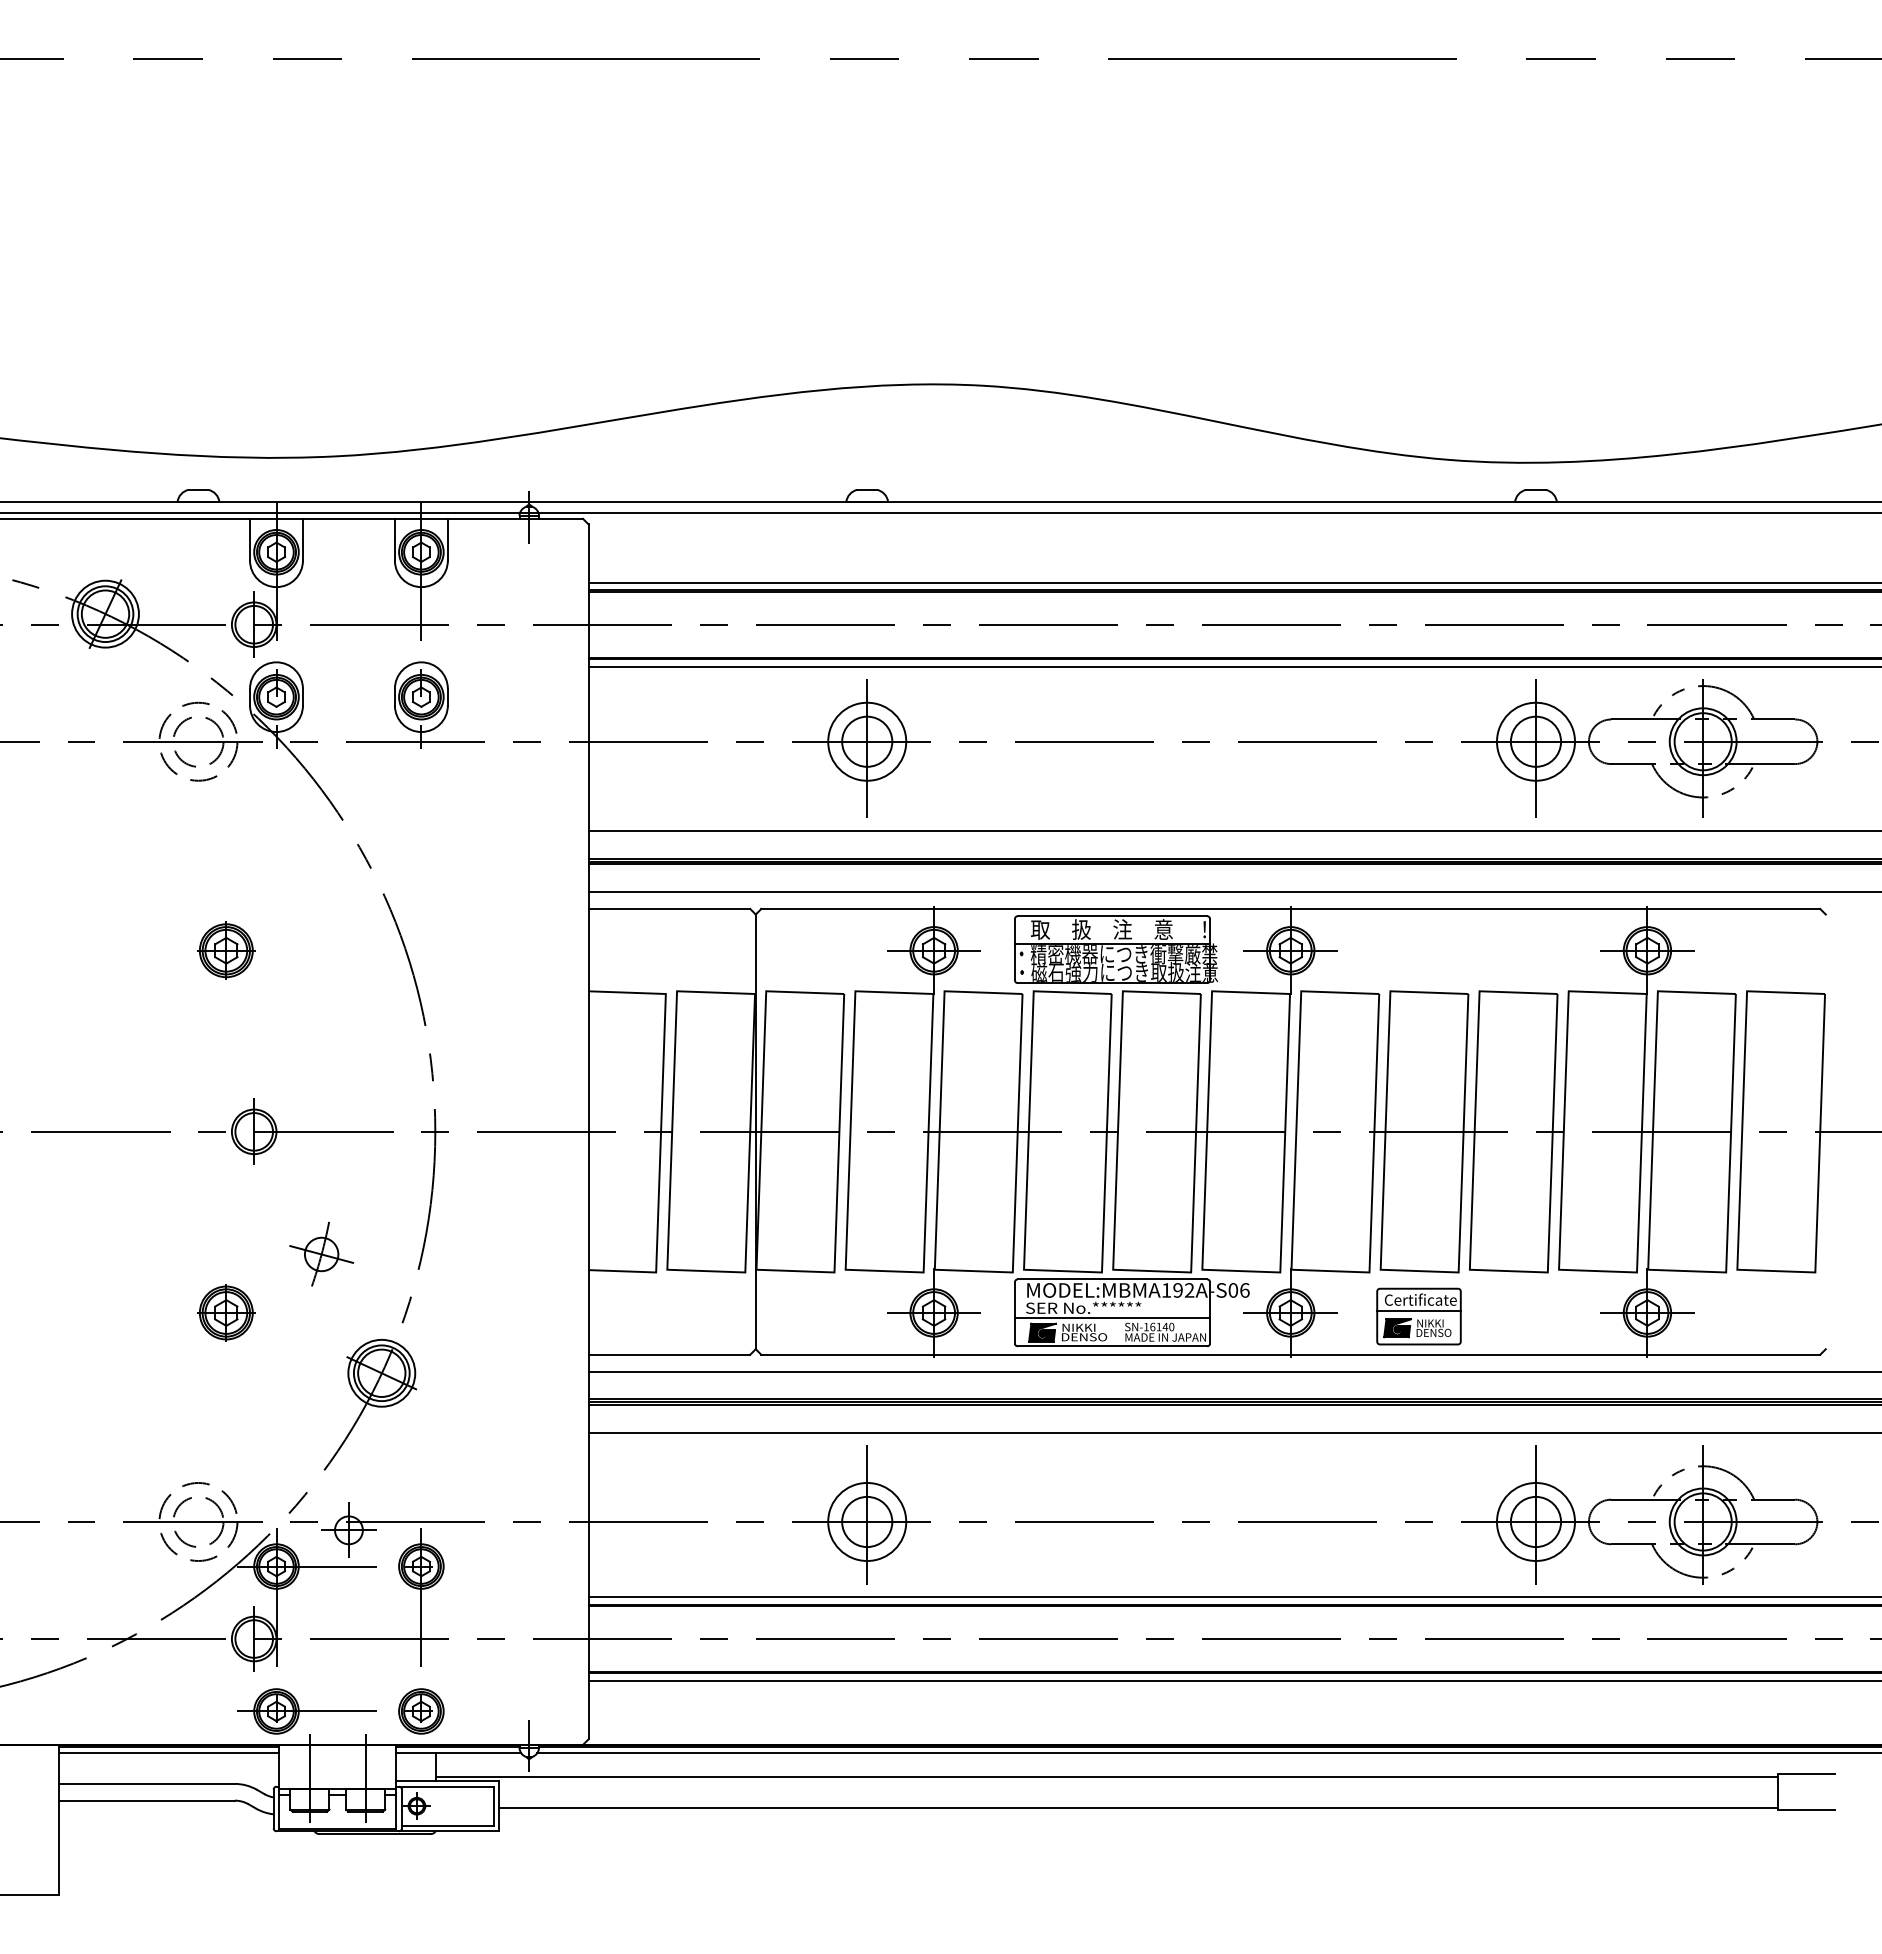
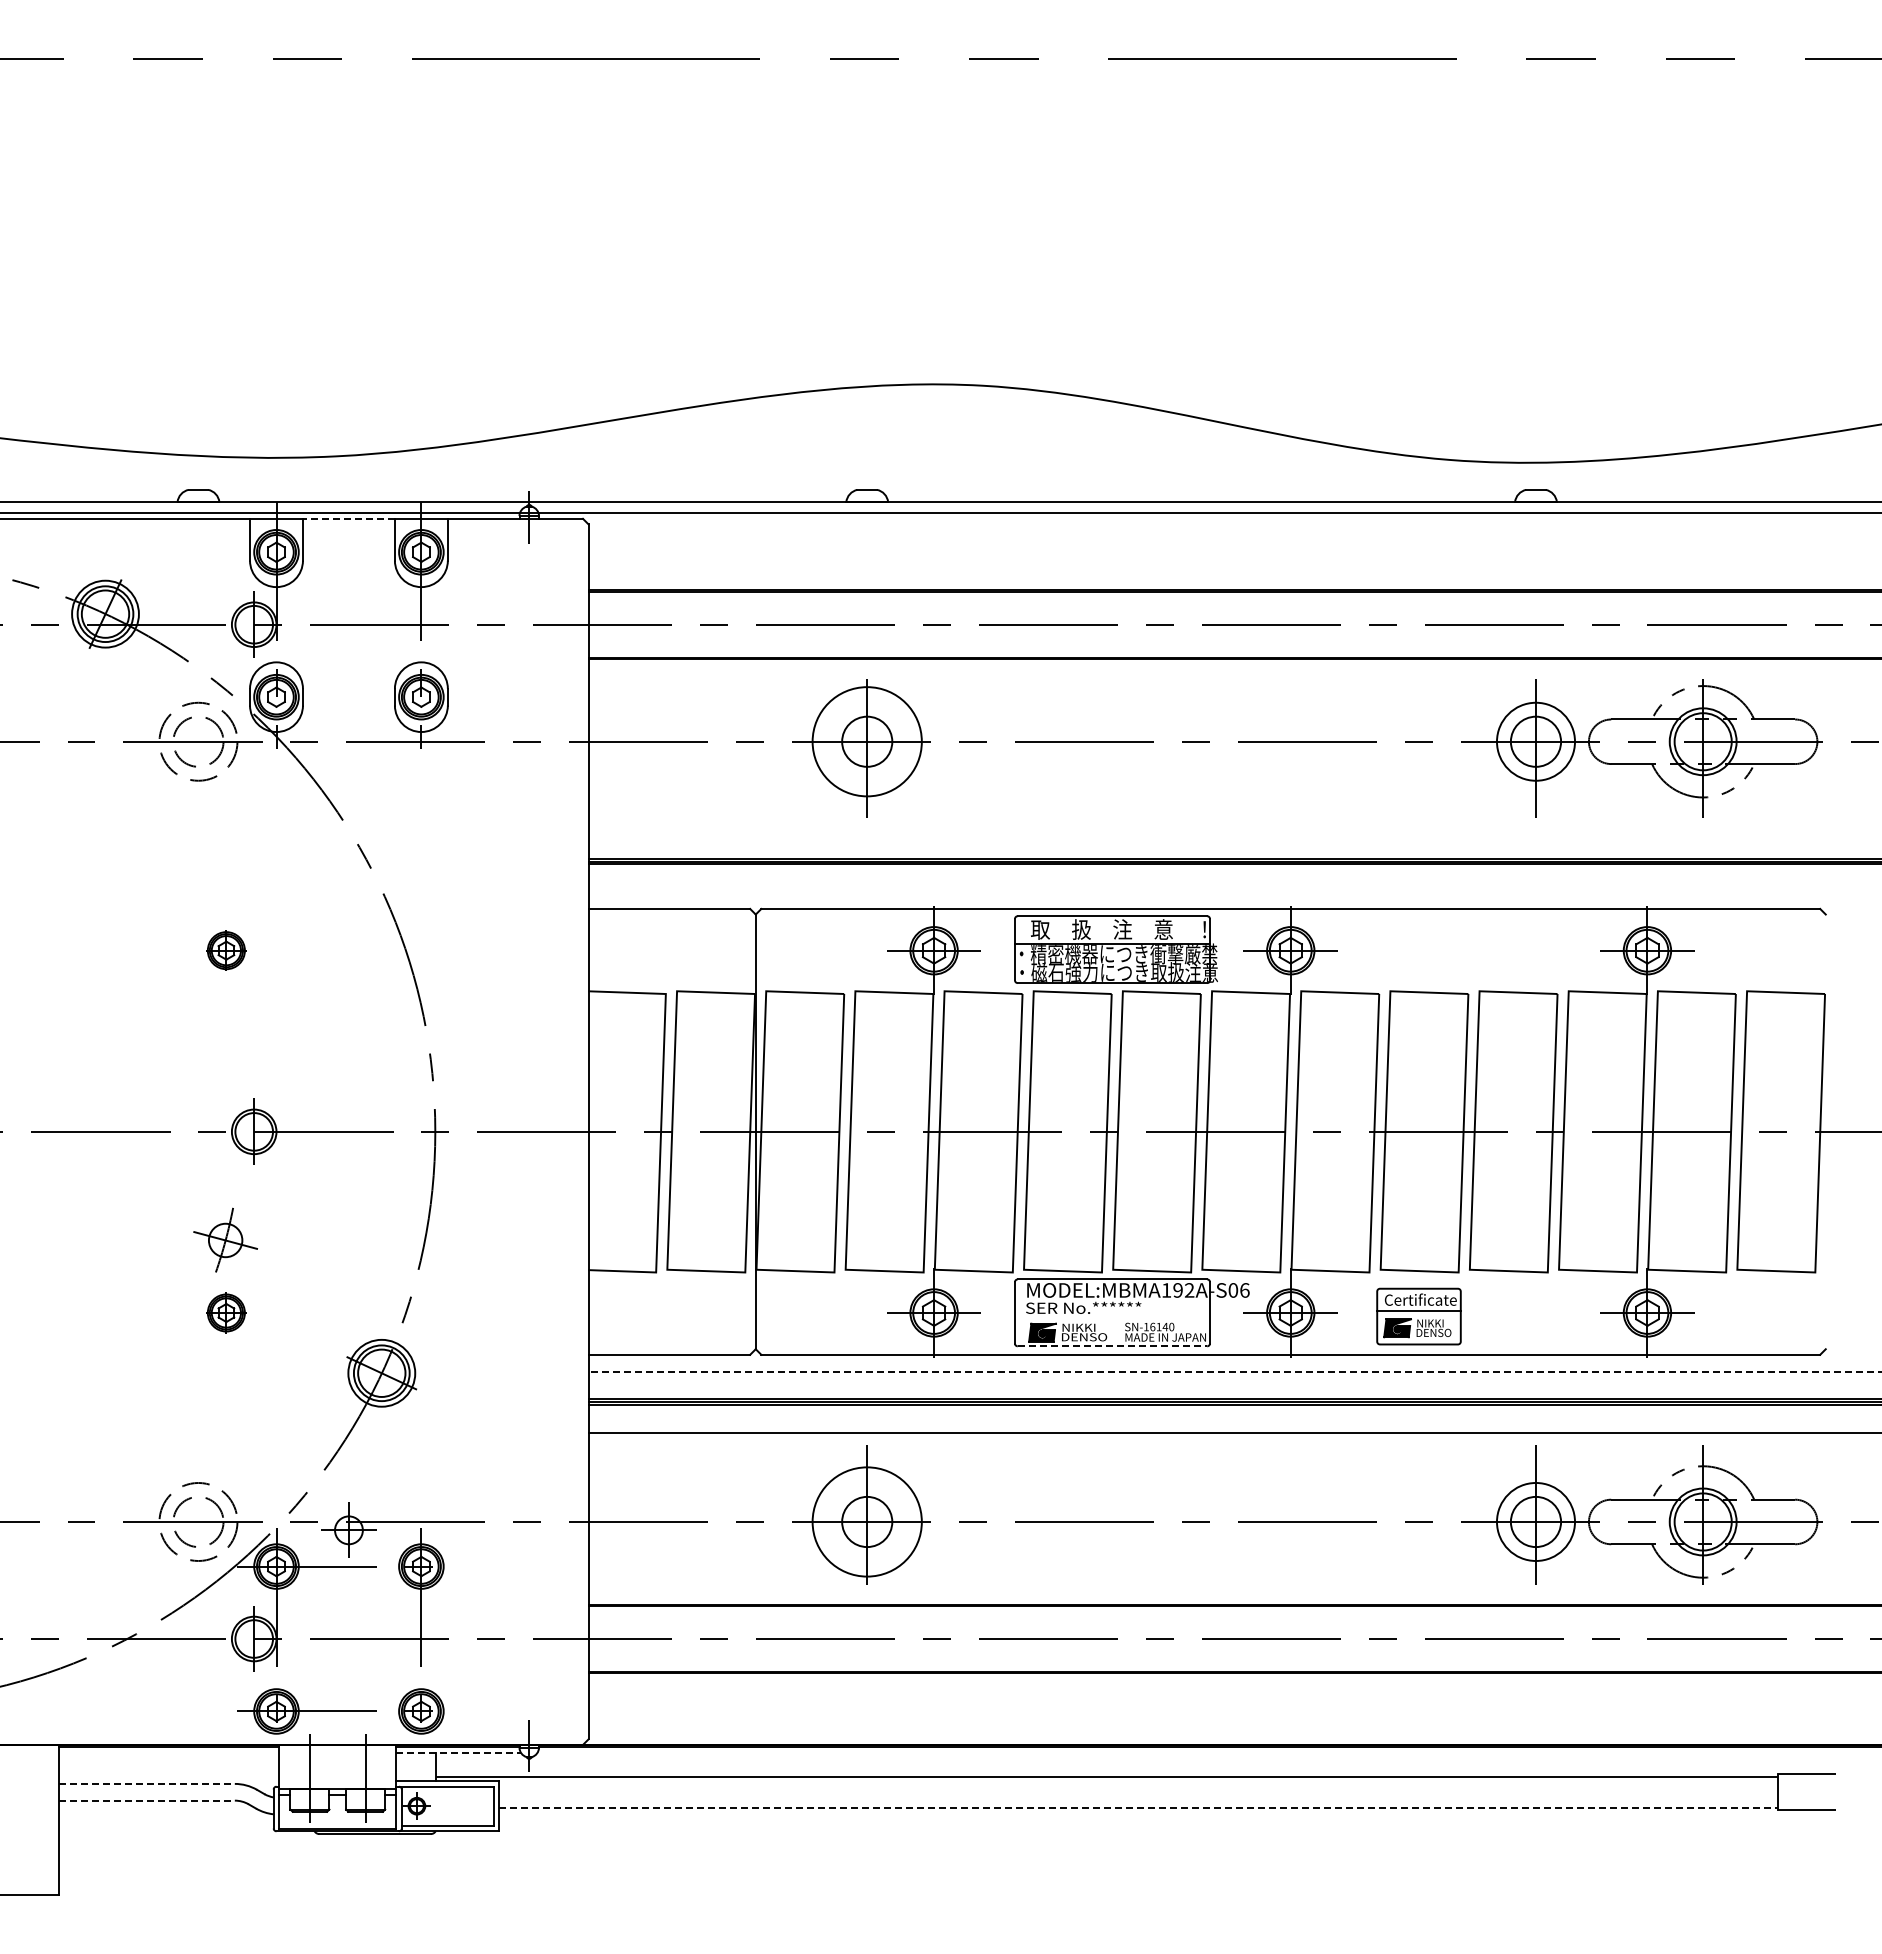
line: solid -> dashed (348, 518)
line: present -> none (1233, 582)
line: present -> none (1233, 666)
circle diameter: 78 px -> 109 px (866, 741)
line: present -> none (1233, 830)
line: present -> none (1233, 892)
part size: 59x59 px -> 41x41 px (226, 950)
part position: (321, 1253) -> (225, 1239) (225, 1239)
part size: 59x58 px -> 41x42 px (226, 1312)
line: present -> none (1112, 1318)
line: solid -> dashed (1112, 1346)
line: solid -> dashed (1234, 1371)
circle diameter: 78 px -> 109 px (866, 1521)
line: present -> none (1233, 1597)
line: present -> none (1233, 1680)
line: present -> none (169, 1753)
line: solid -> dashed (459, 1753)
line: present -> none (1207, 1753)
line: solid -> dashed (147, 1783)
line: solid -> dashed (147, 1800)
line: solid -> dashed (1139, 1807)
